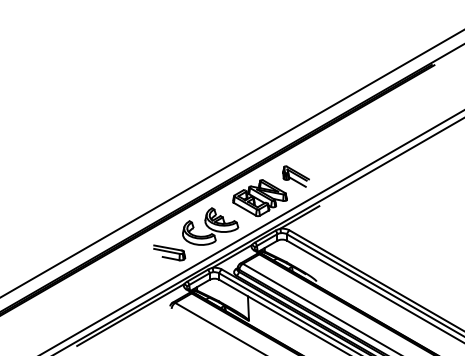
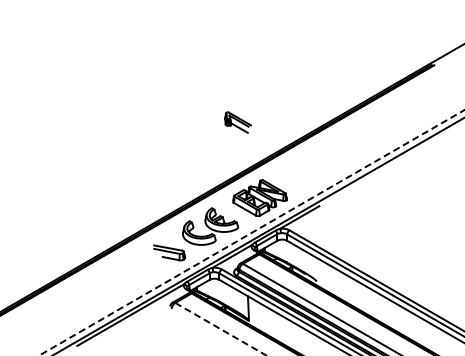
line: present -> none (231, 163)
part position: (295, 176) -> (237, 122) (237, 122)
line: solid -> dashed (252, 232)
line: solid -> dashed (221, 329)
